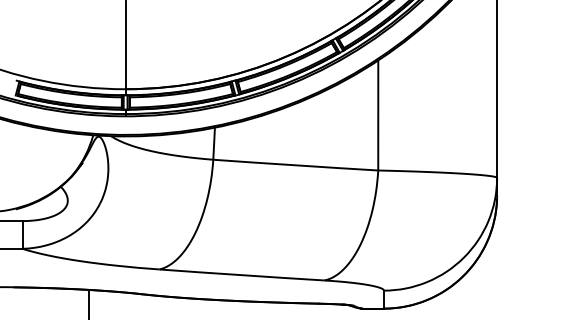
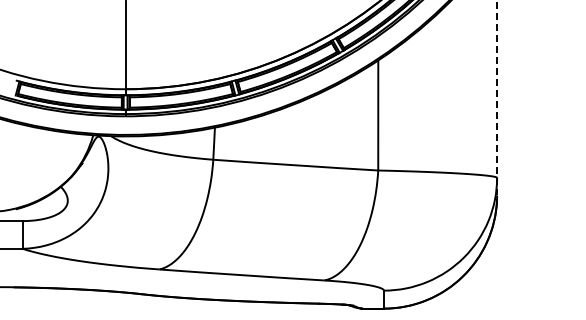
line: solid -> dashed (497, 98)
line: present -> none (88, 302)
